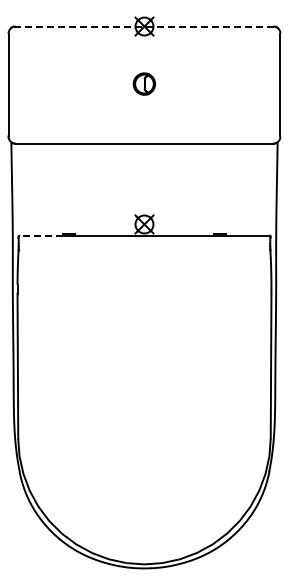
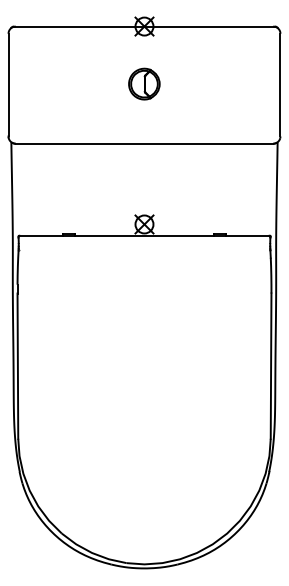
line: dashed -> solid (144, 26)
part size: 24x24 px -> 33x34 px (144, 83)
line: dashed -> solid (41, 235)
